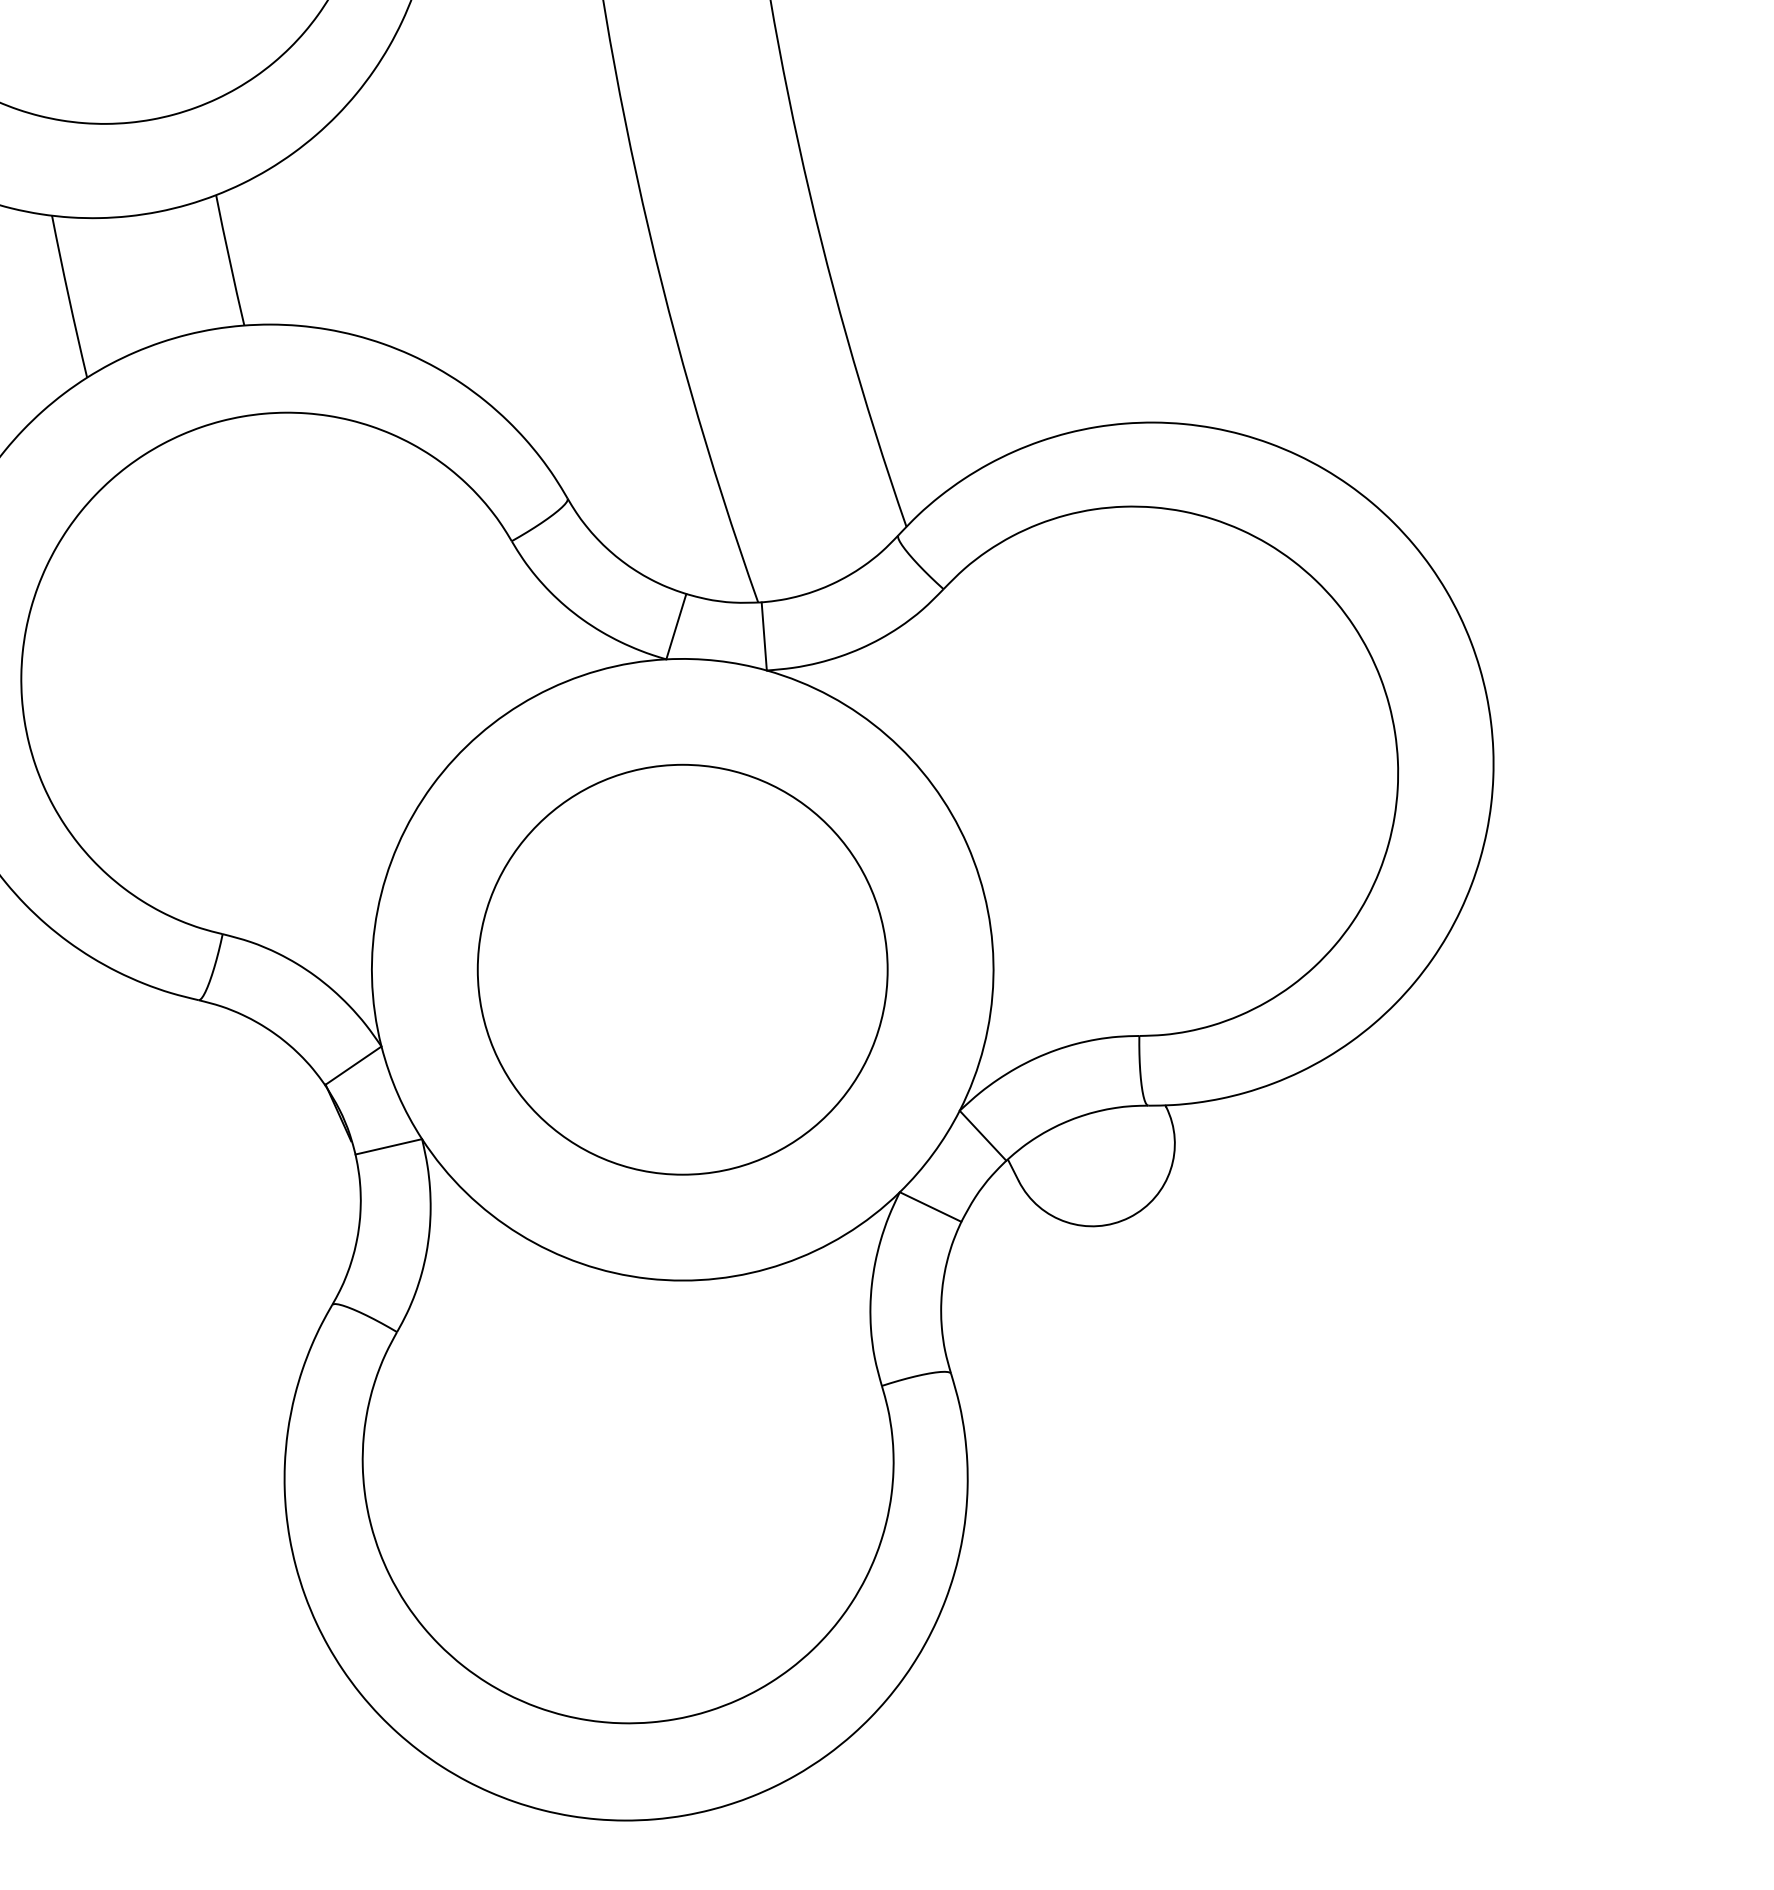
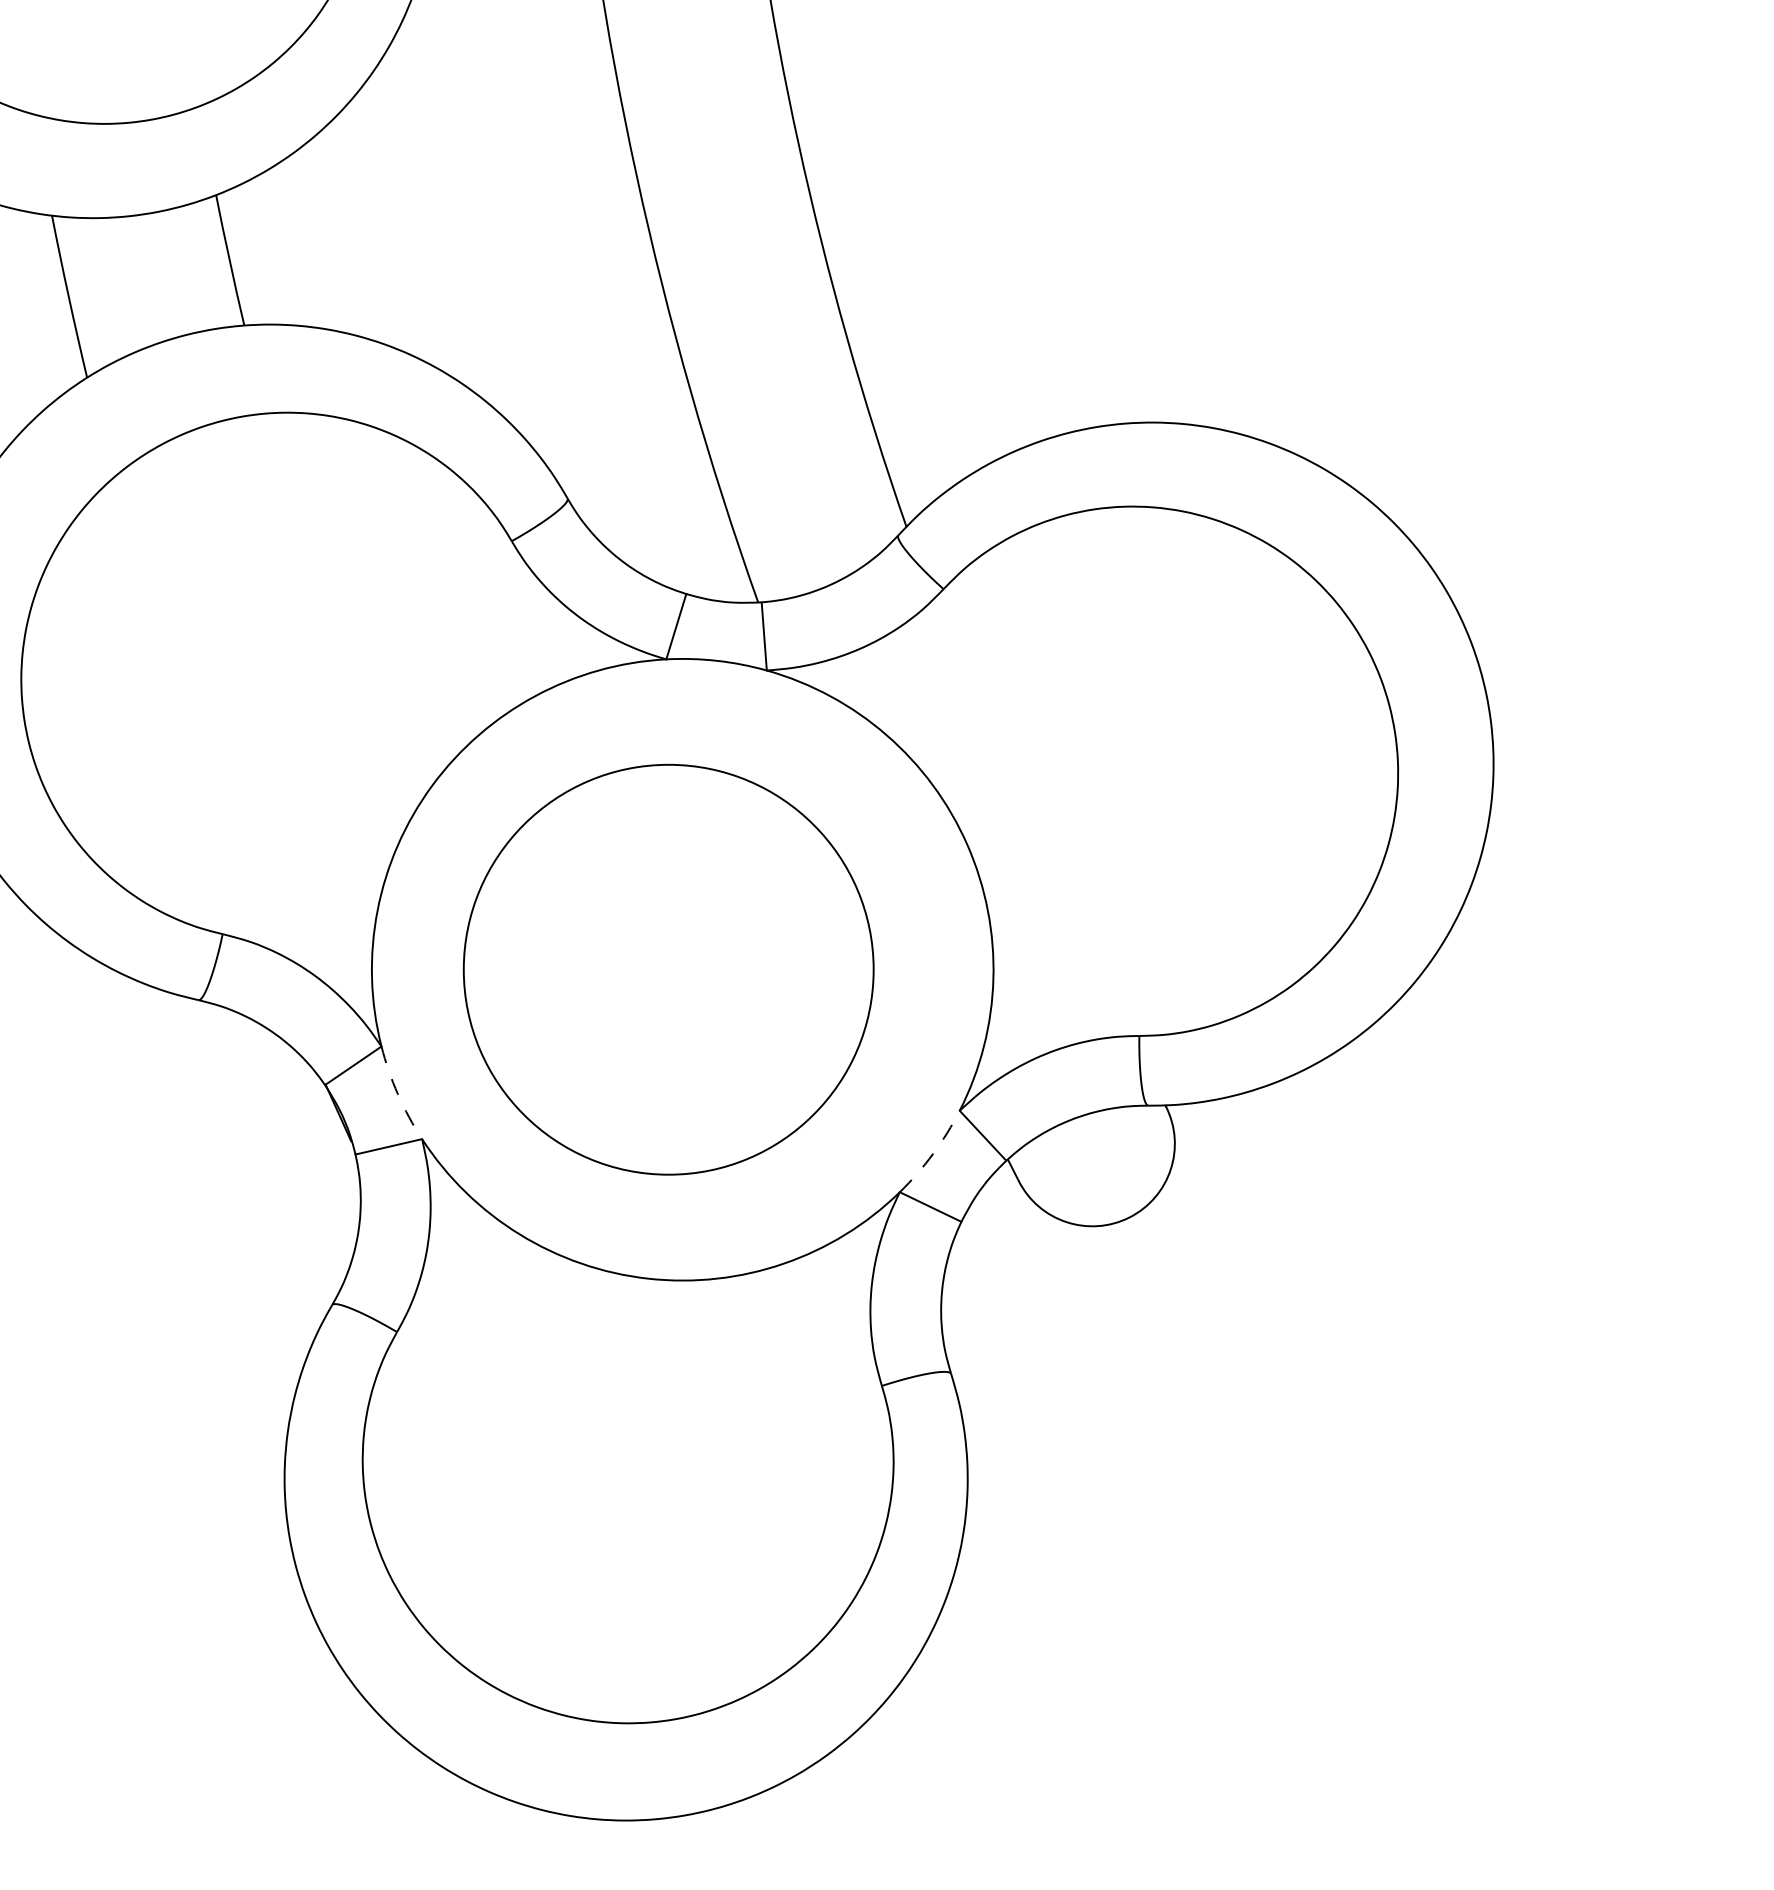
circle position: (682, 969) -> (668, 969) (668, 969)
arc: solid -> dashed (398, 1094)
arc: solid -> dashed (933, 1153)
